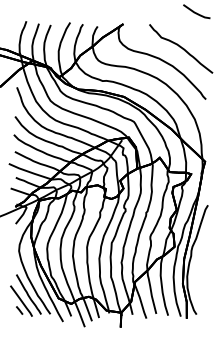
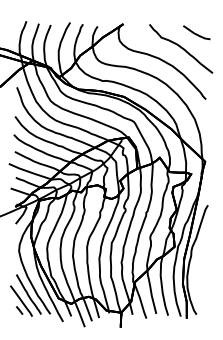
line position: (196, 12) -> (196, 33) (196, 33)
